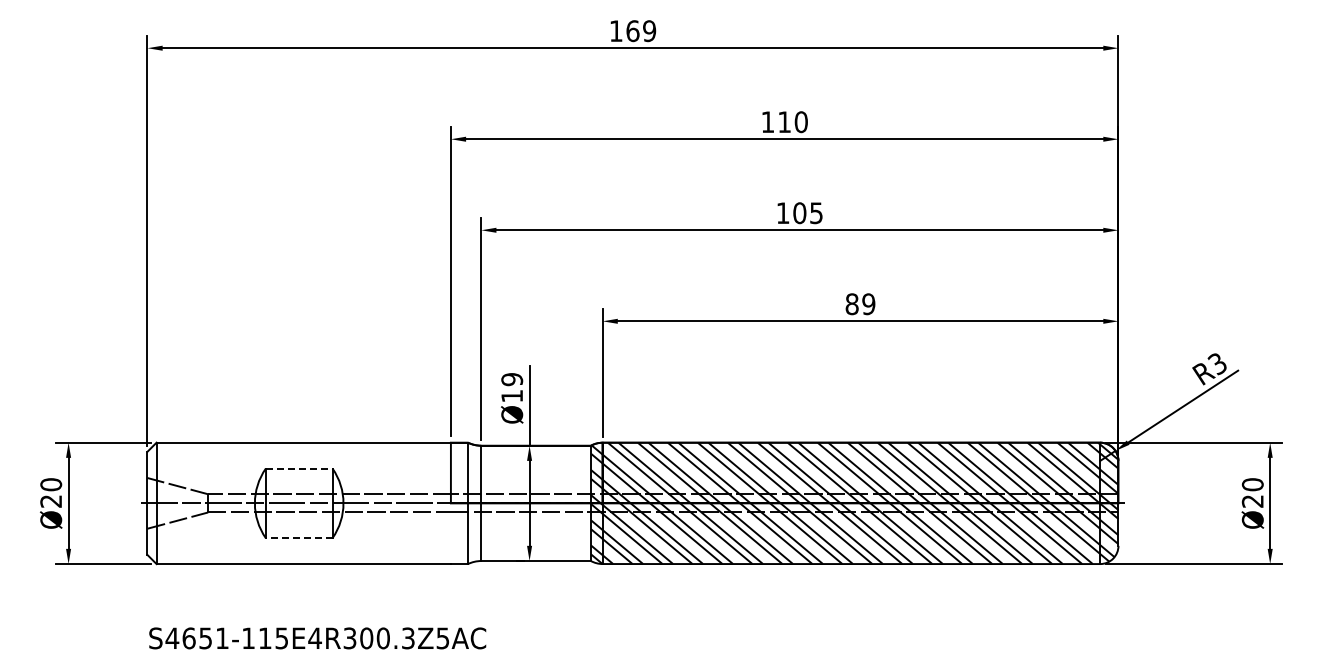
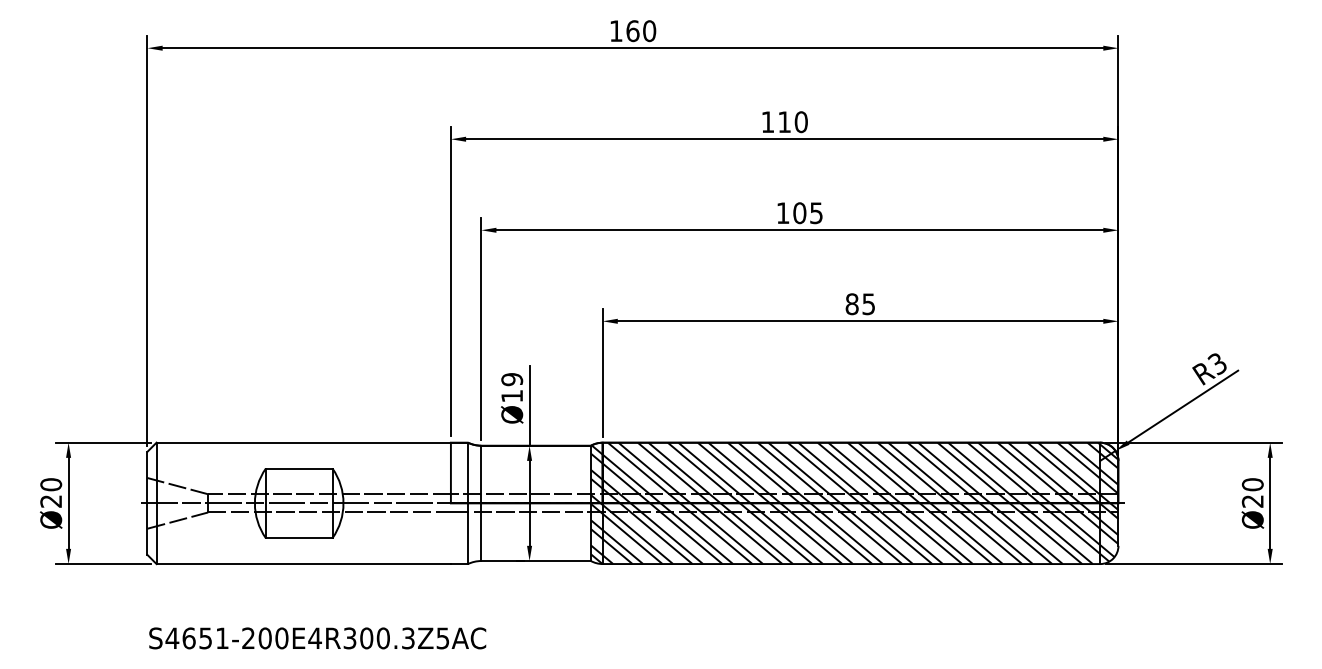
text: 169 -> 160 (649, 31)
text: 89 -> 85 (868, 303)
line: dashed -> solid (299, 468)
line: dashed -> solid (298, 538)
text: S4651-115E4R300.3Z5AC -> S4651-200E4R300.3Z5AC (265, 638)
